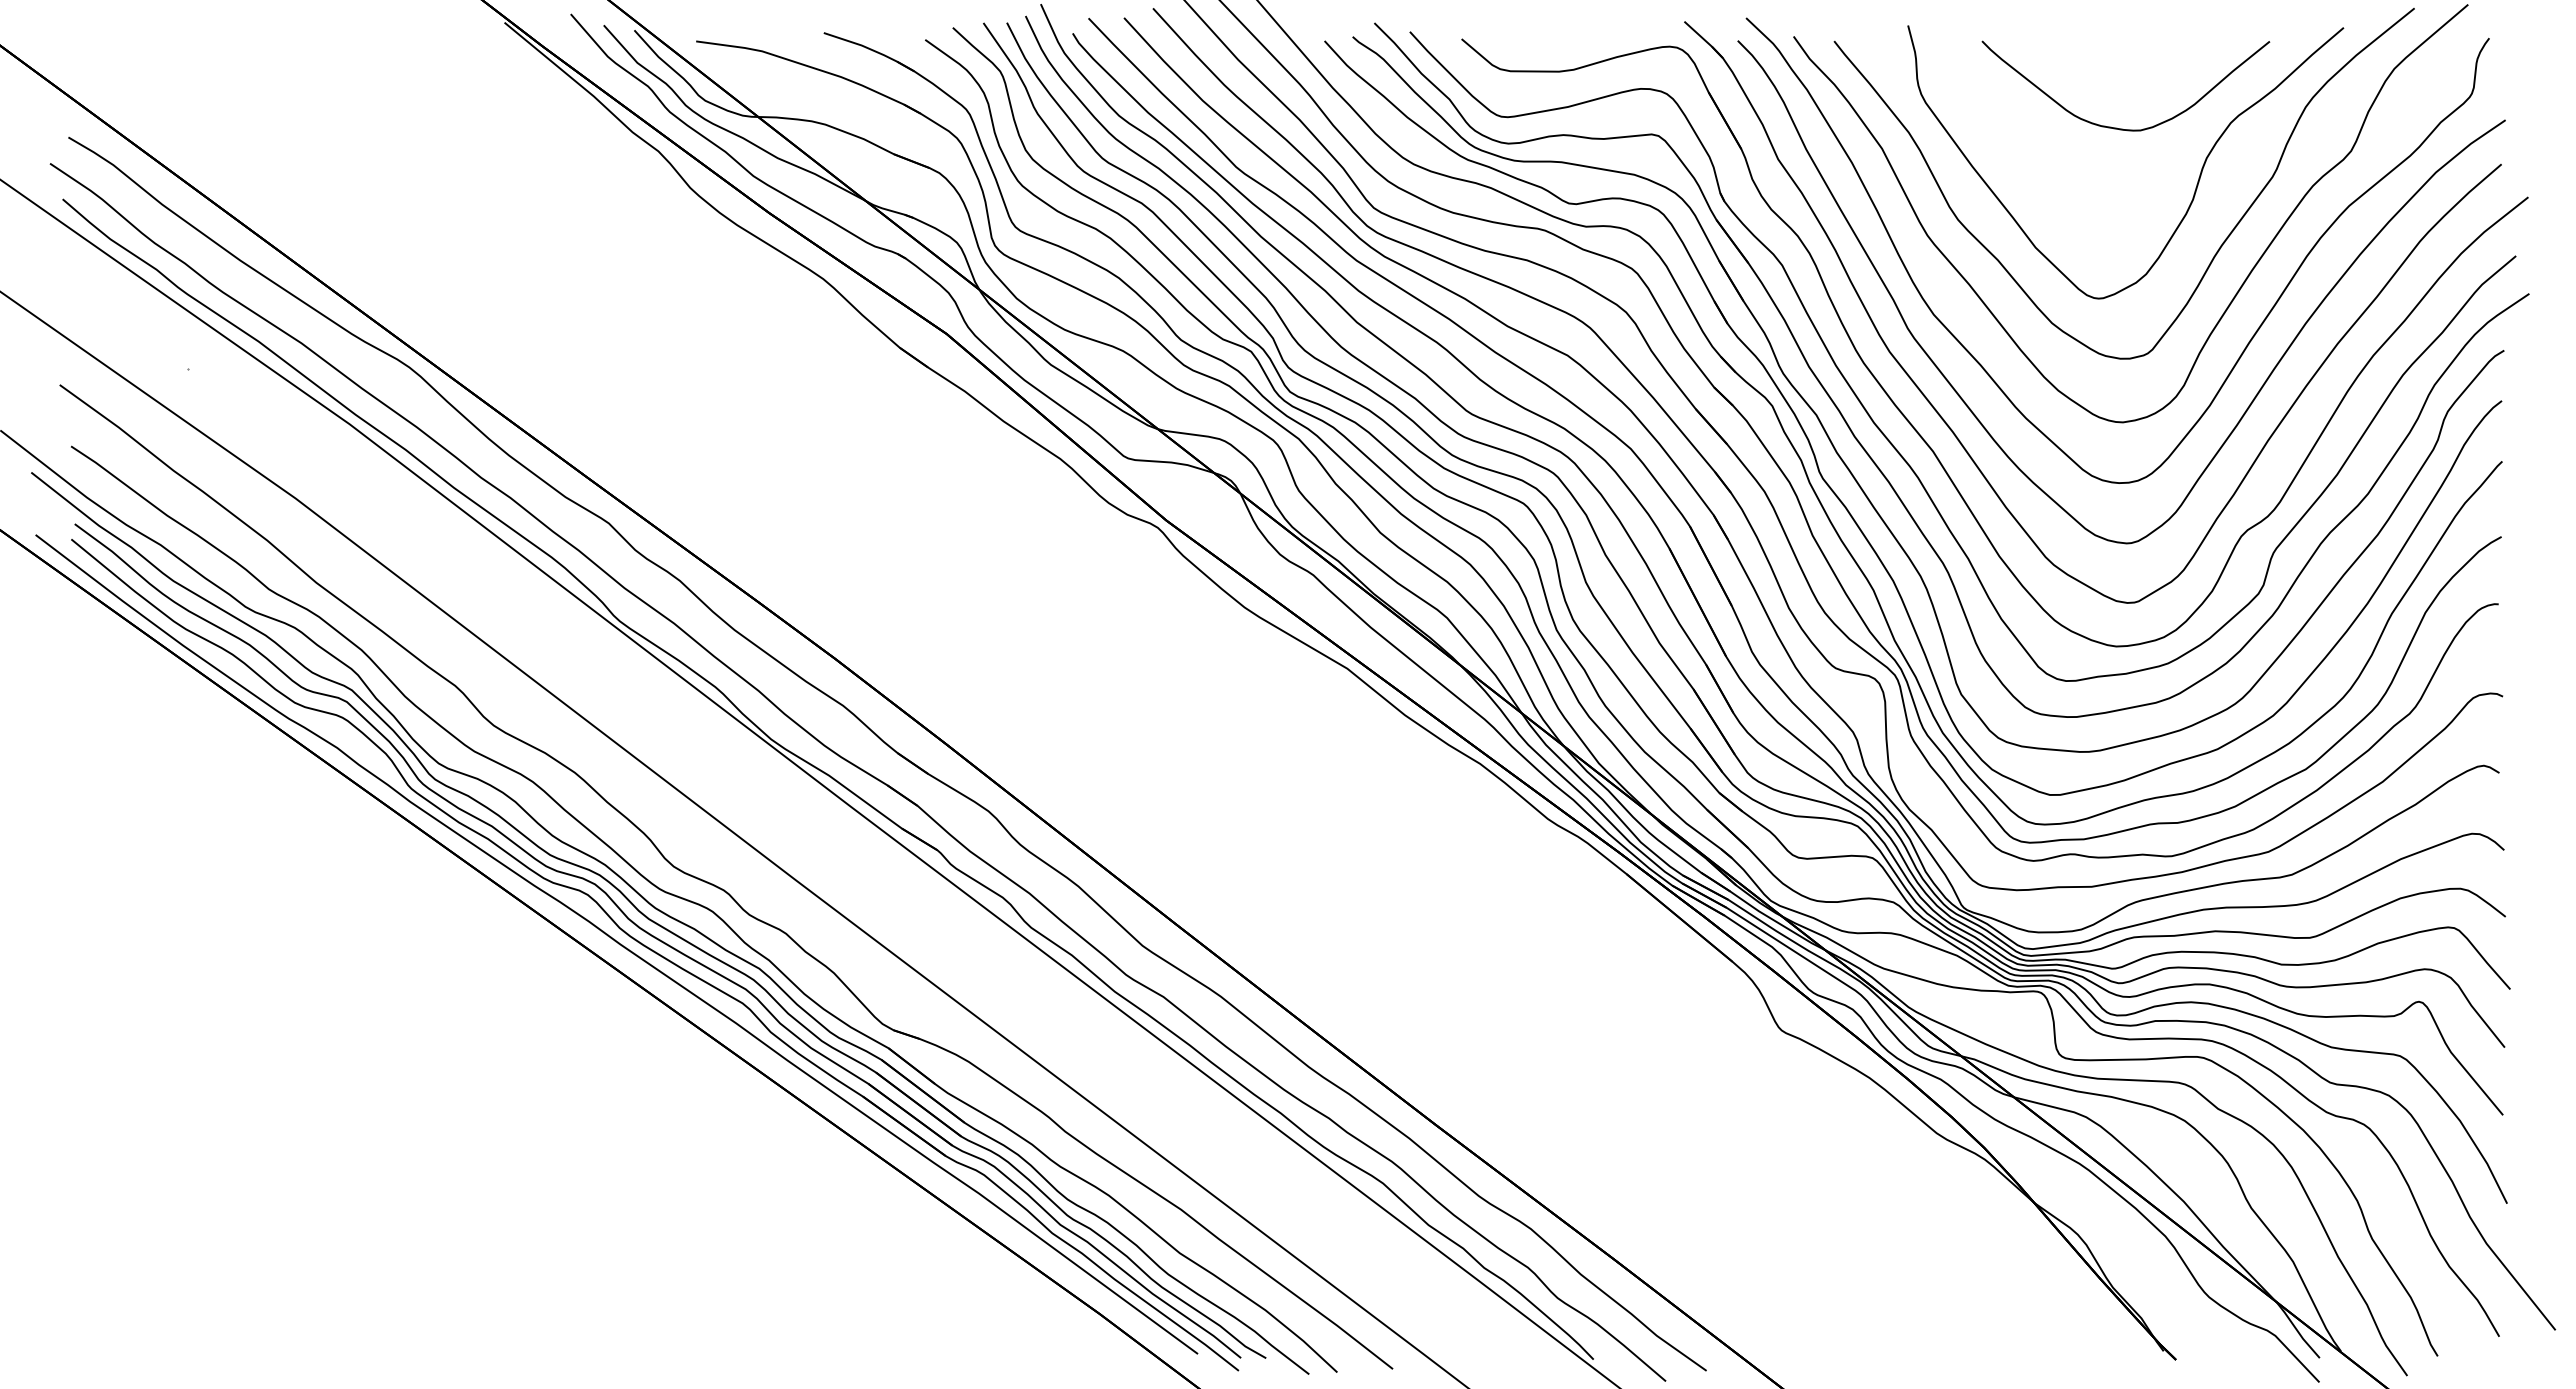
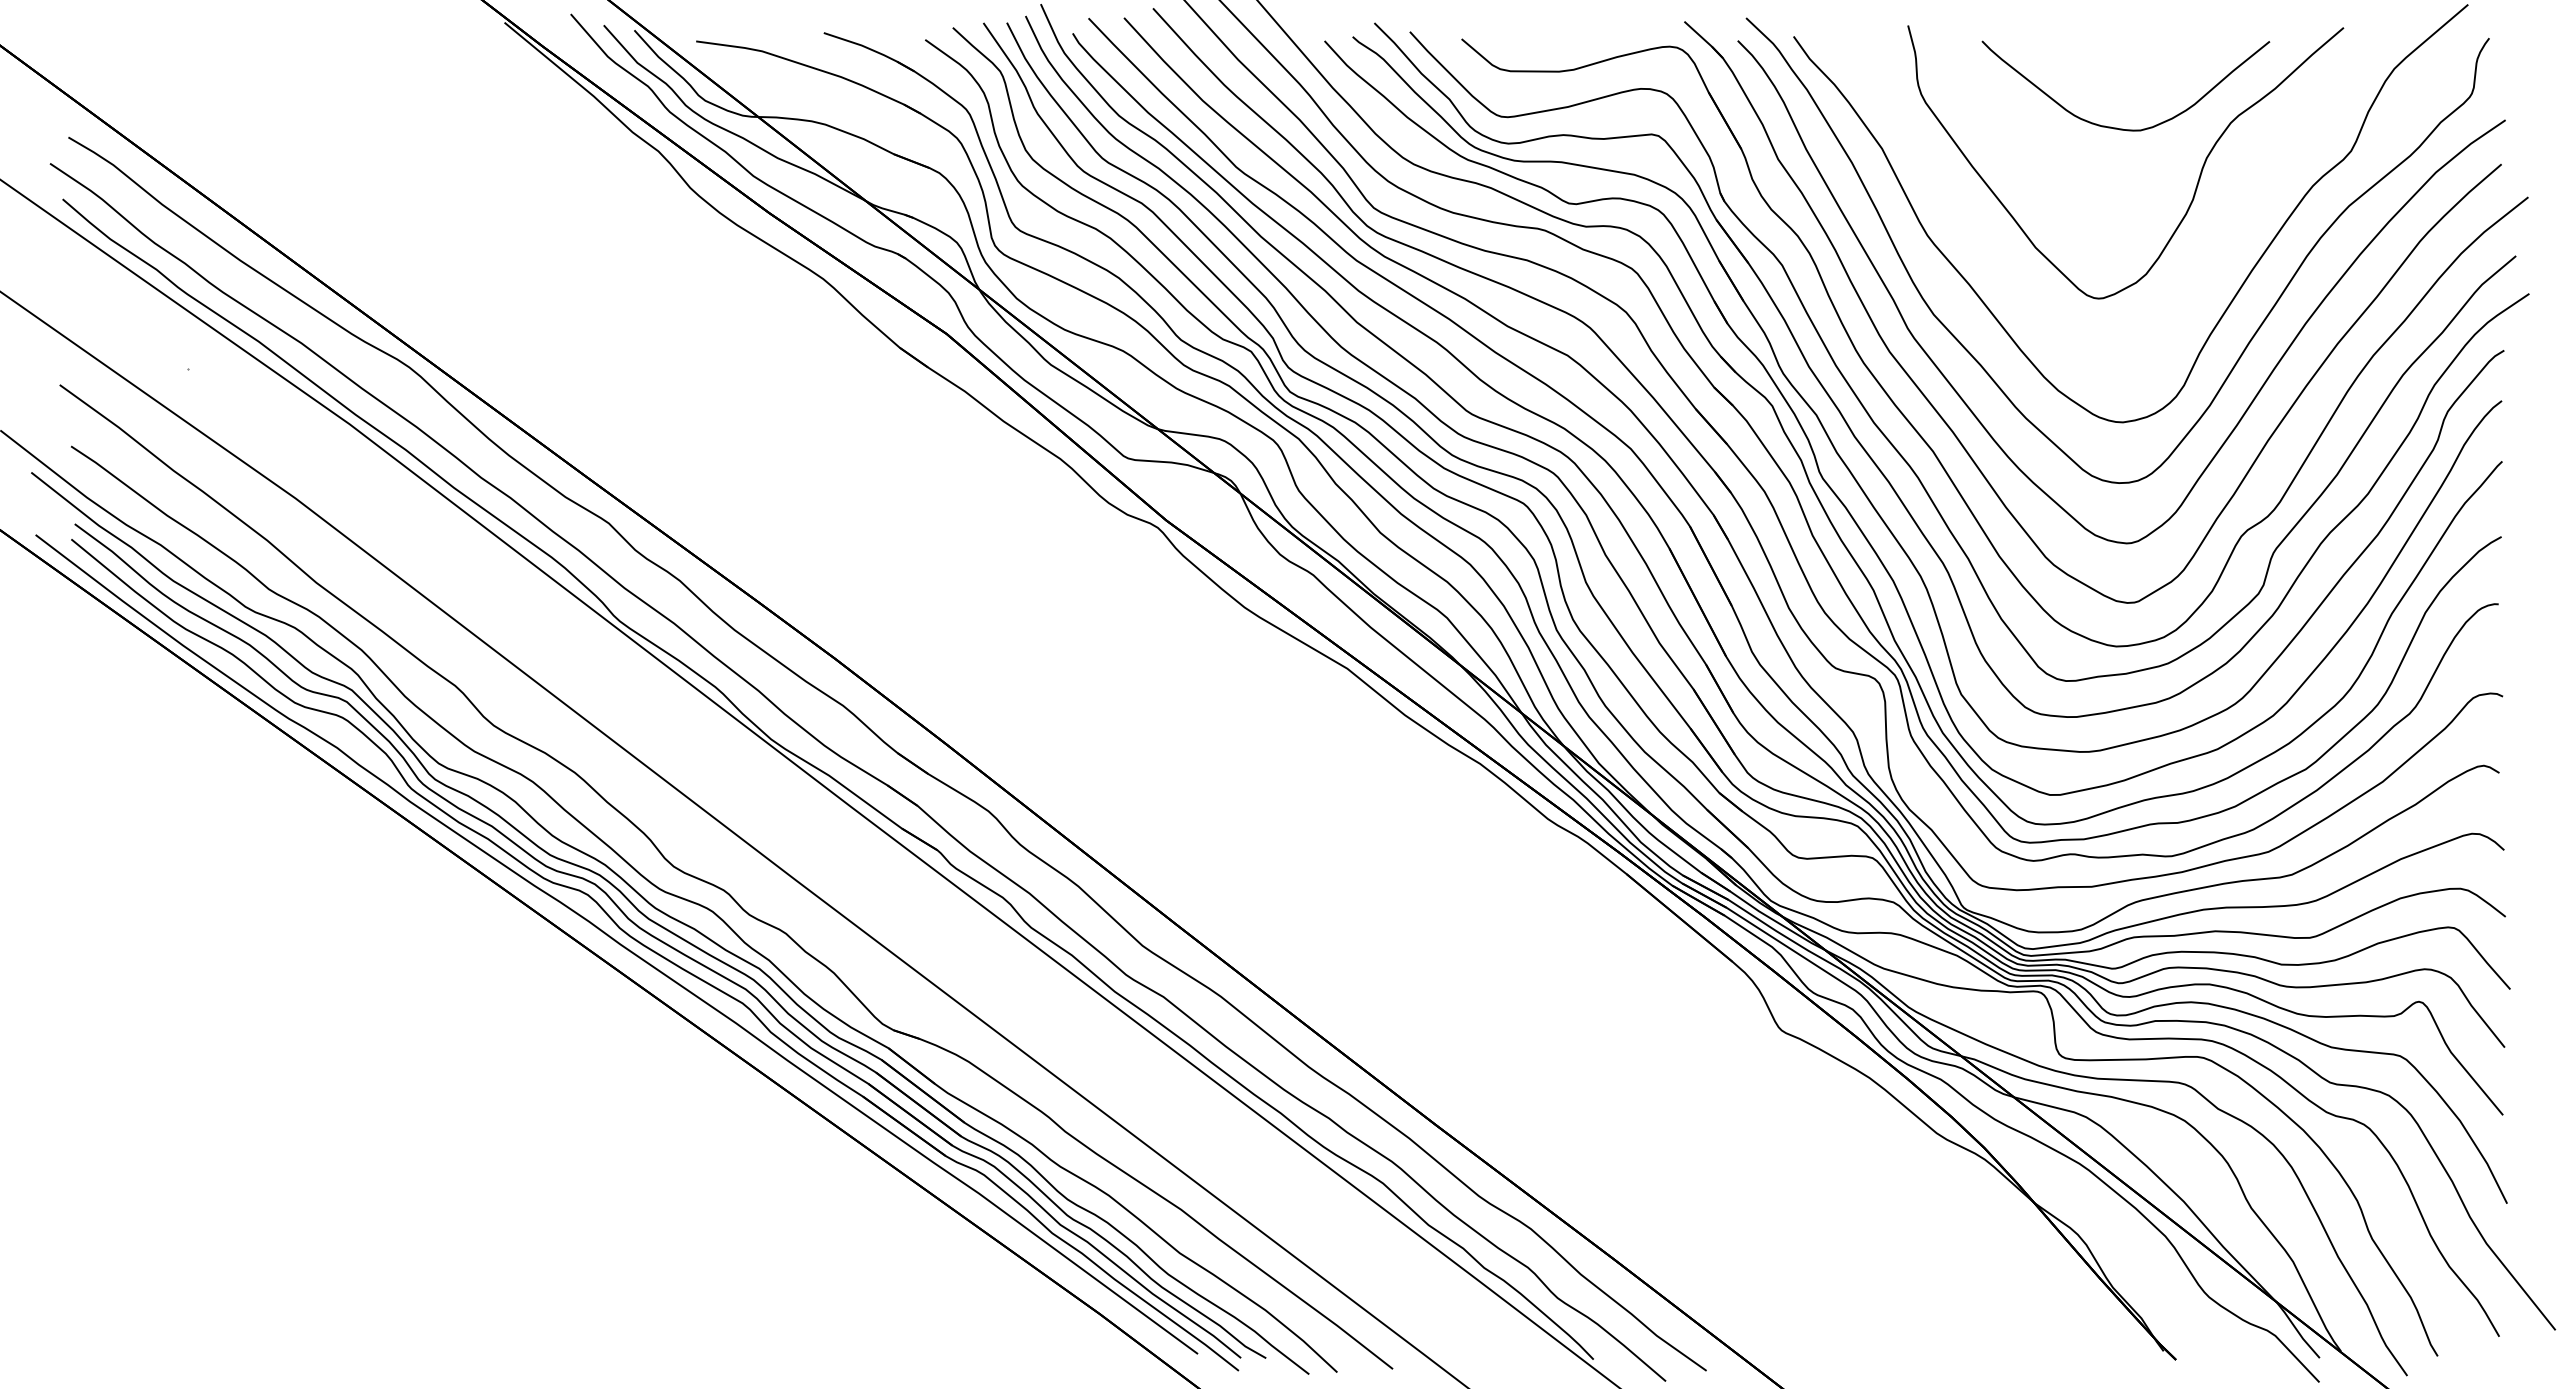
curve: present -> none (2218, 248)
